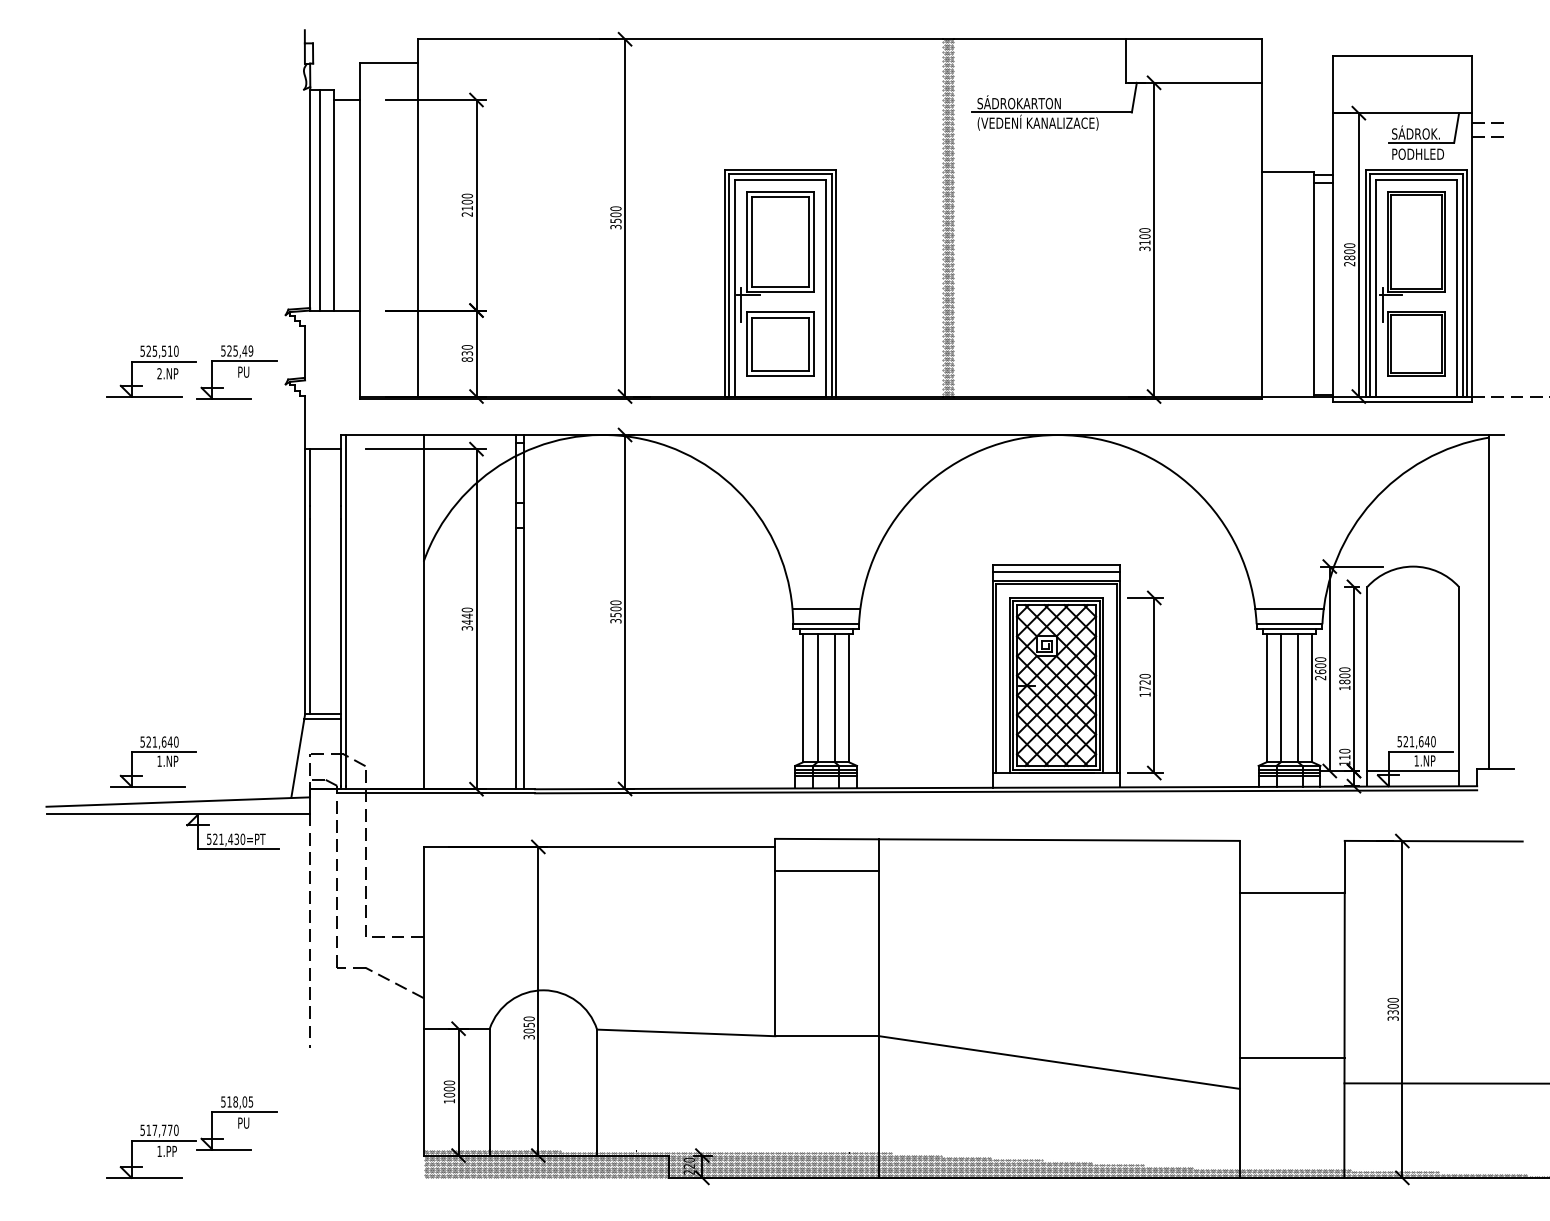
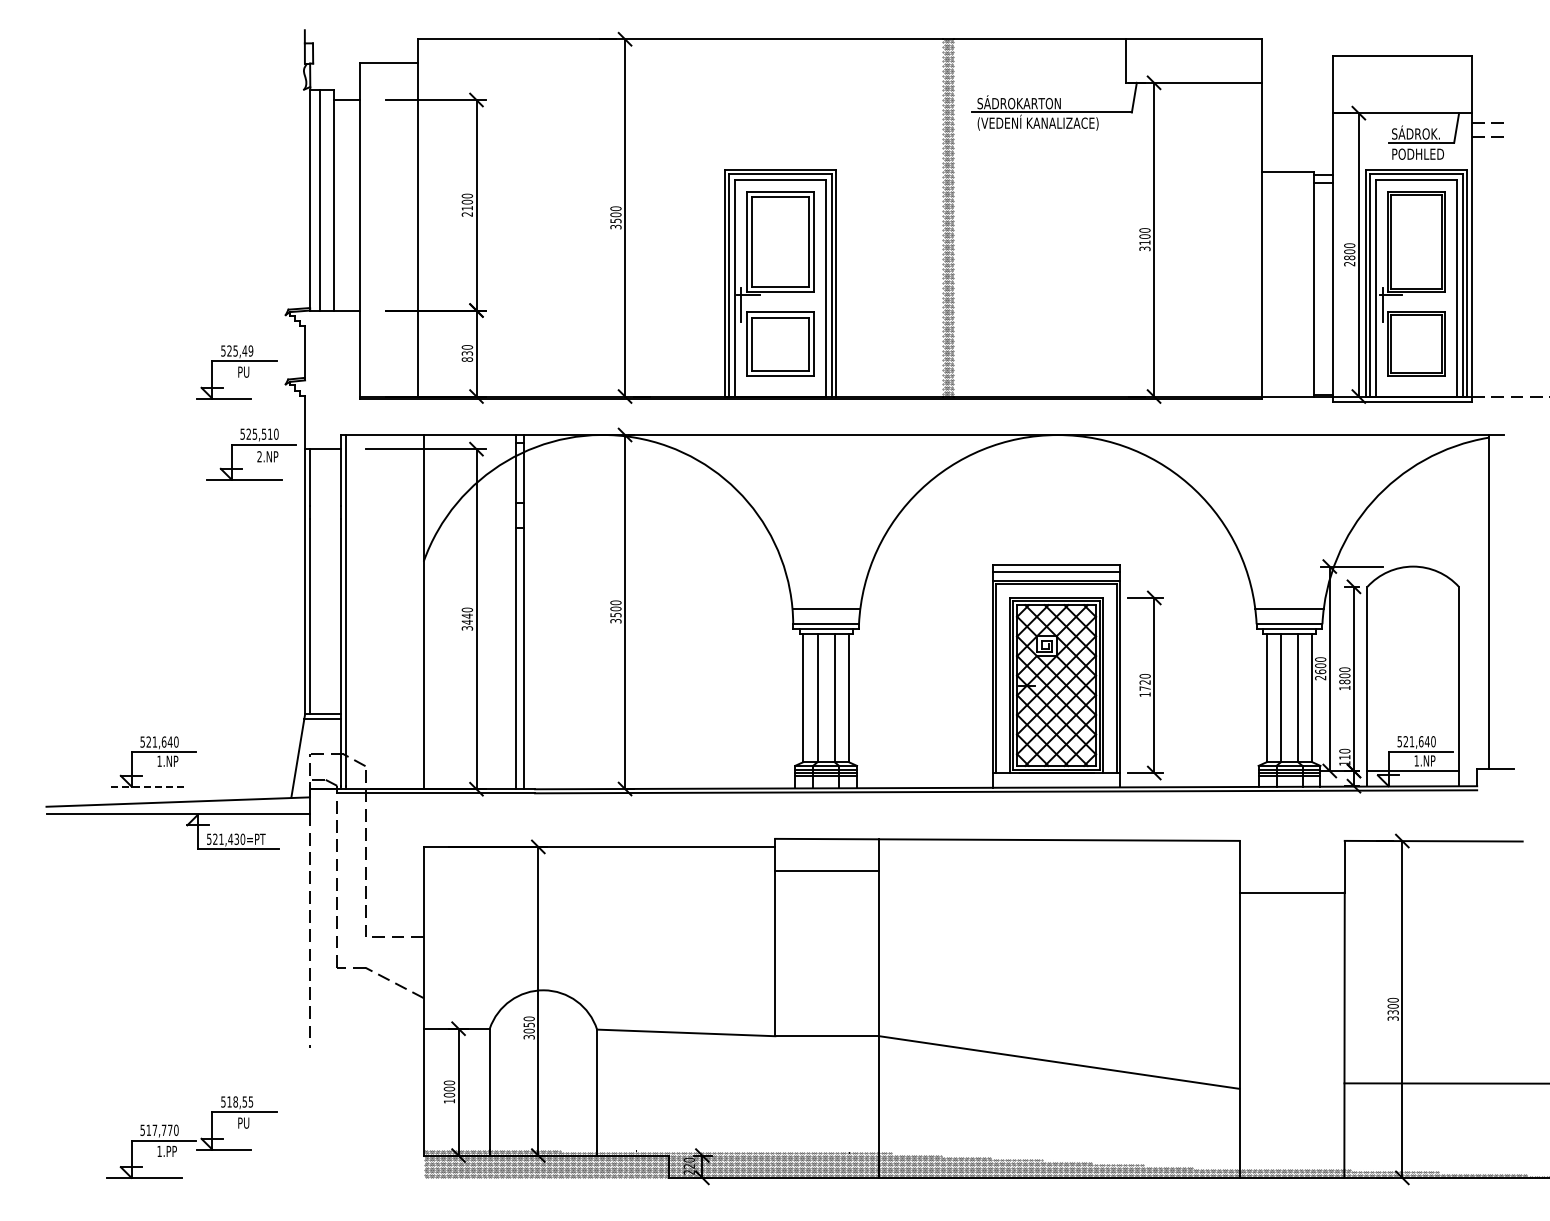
part position: (157, 369) -> (257, 452) (257, 452)
line: solid -> dashed (148, 786)
line: present -> none (1291, 1058)
text: 518,05 -> 518,55 (244, 1101)
